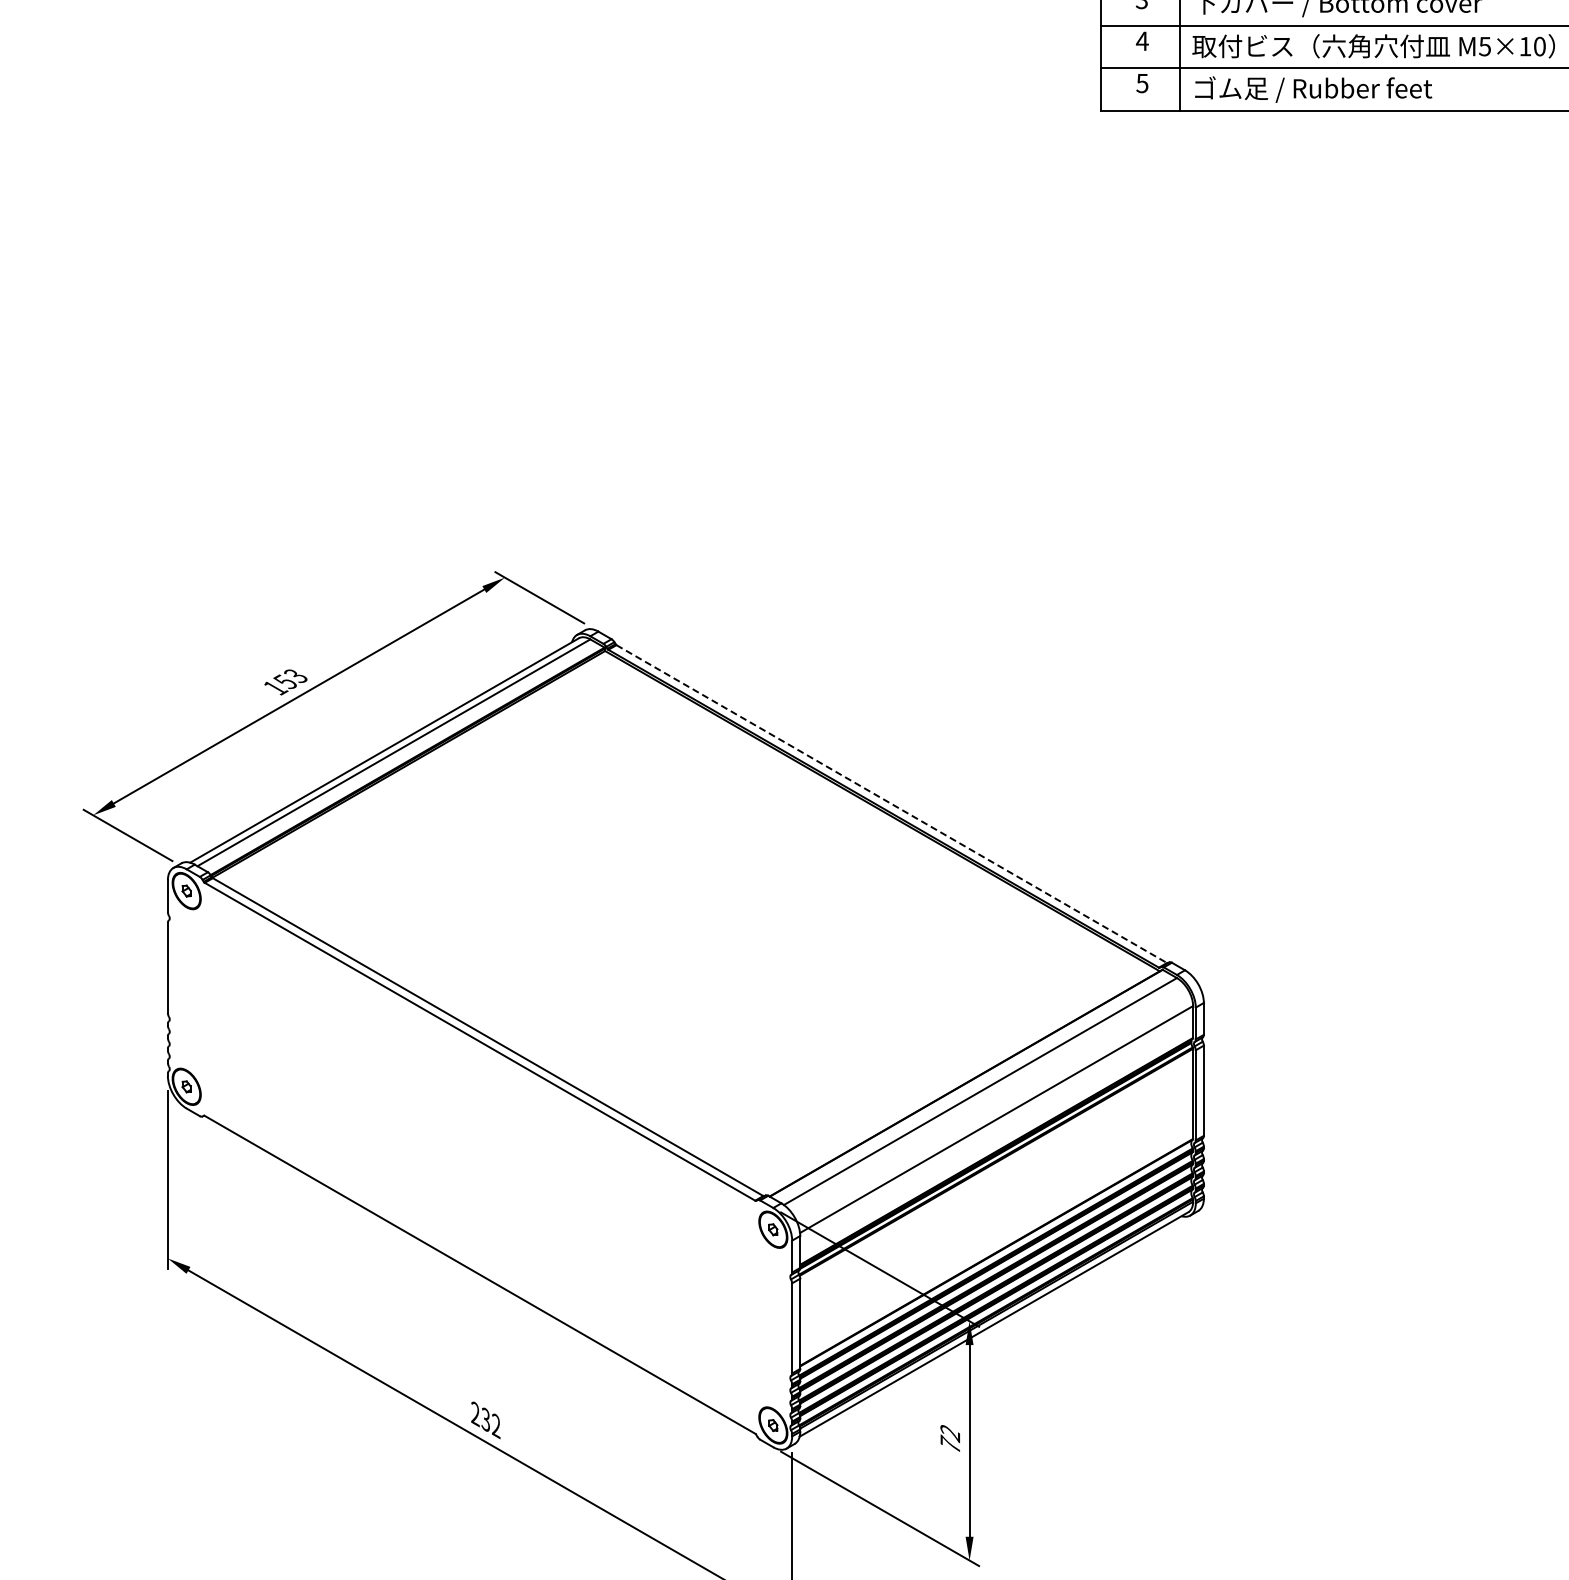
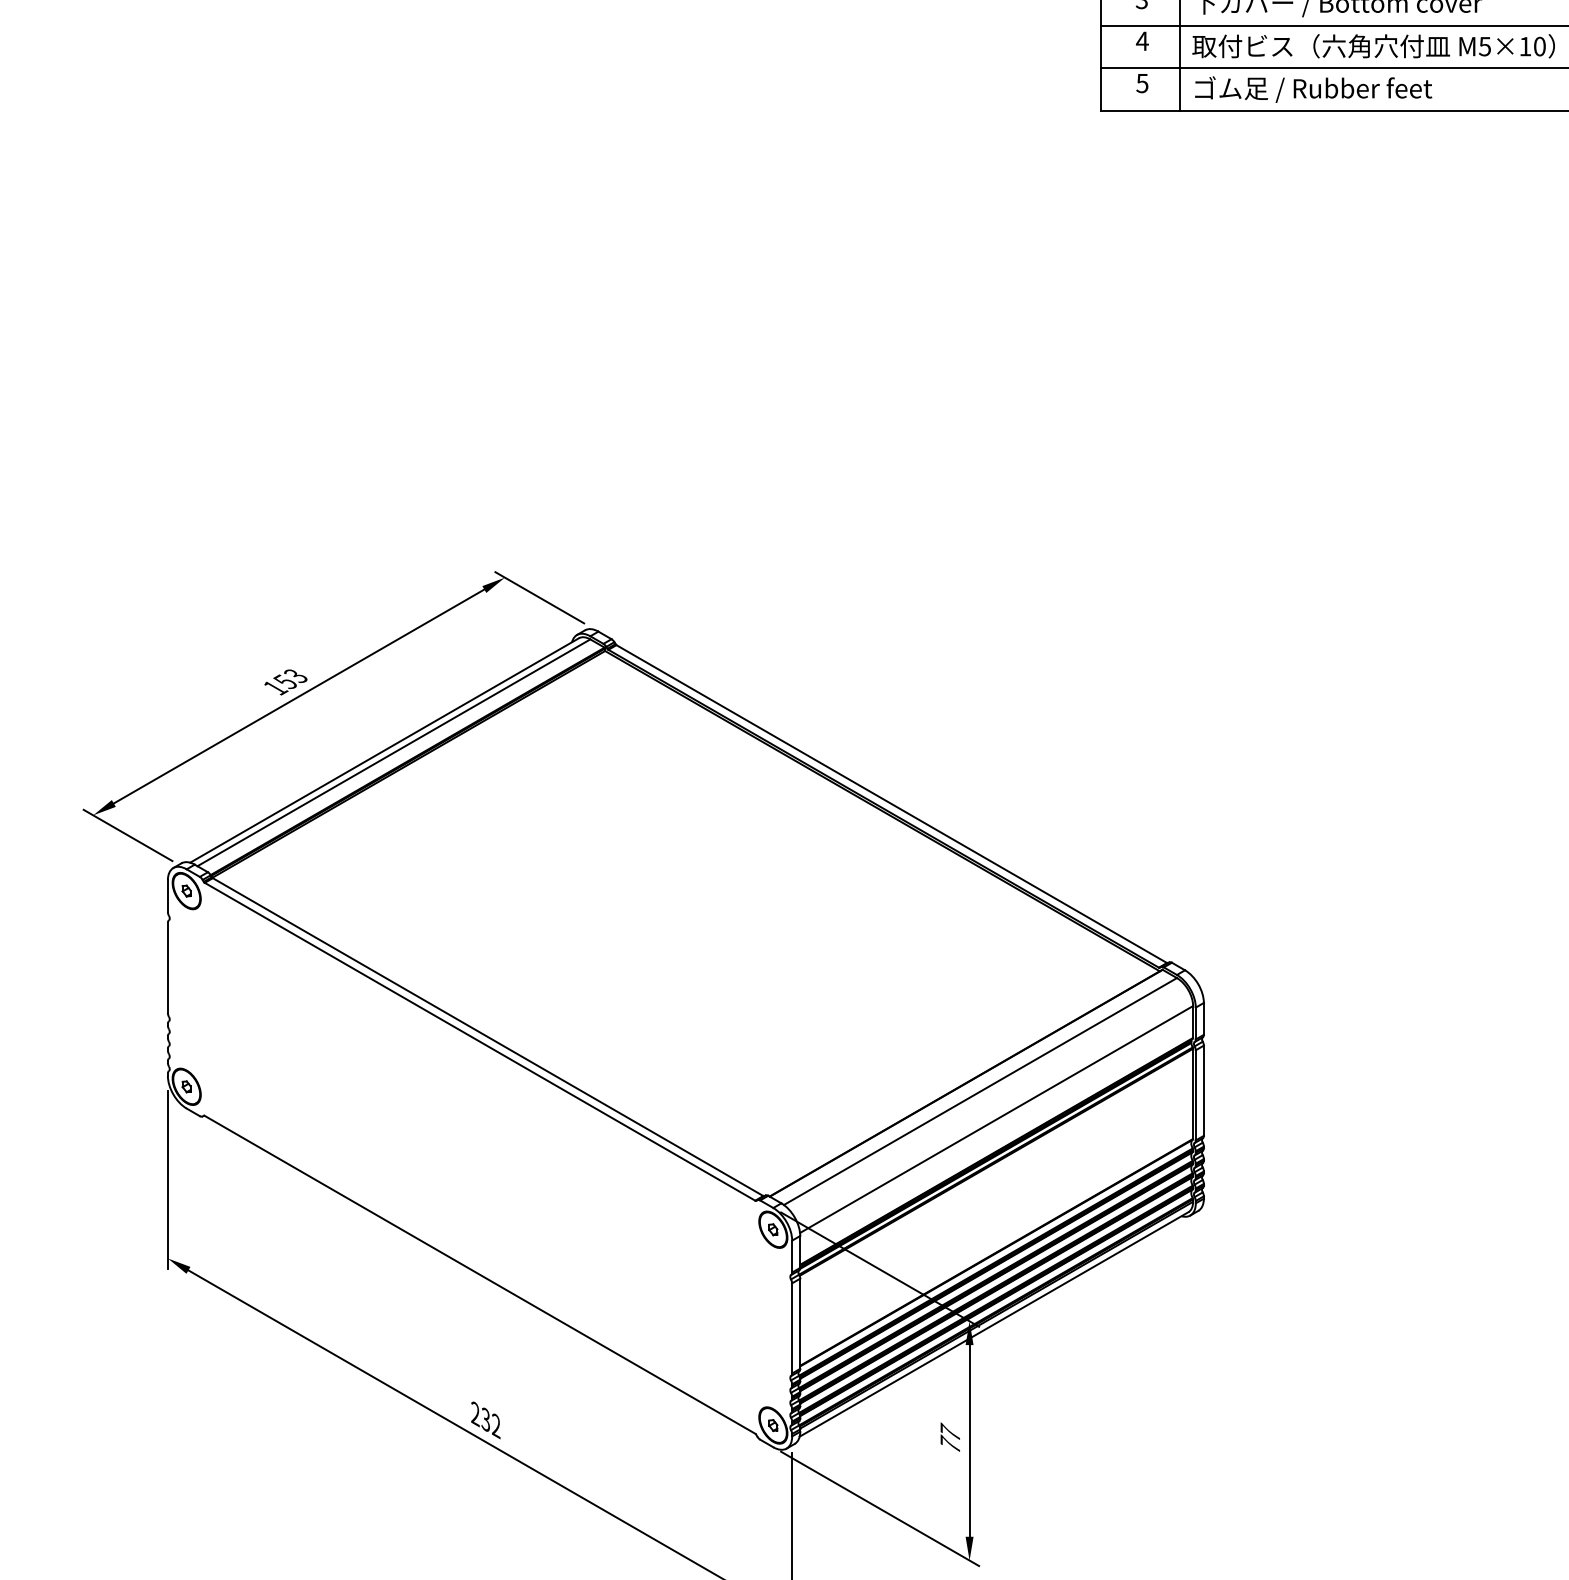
line: dashed -> solid (891, 804)
text: 72 -> 77 (949, 1432)
